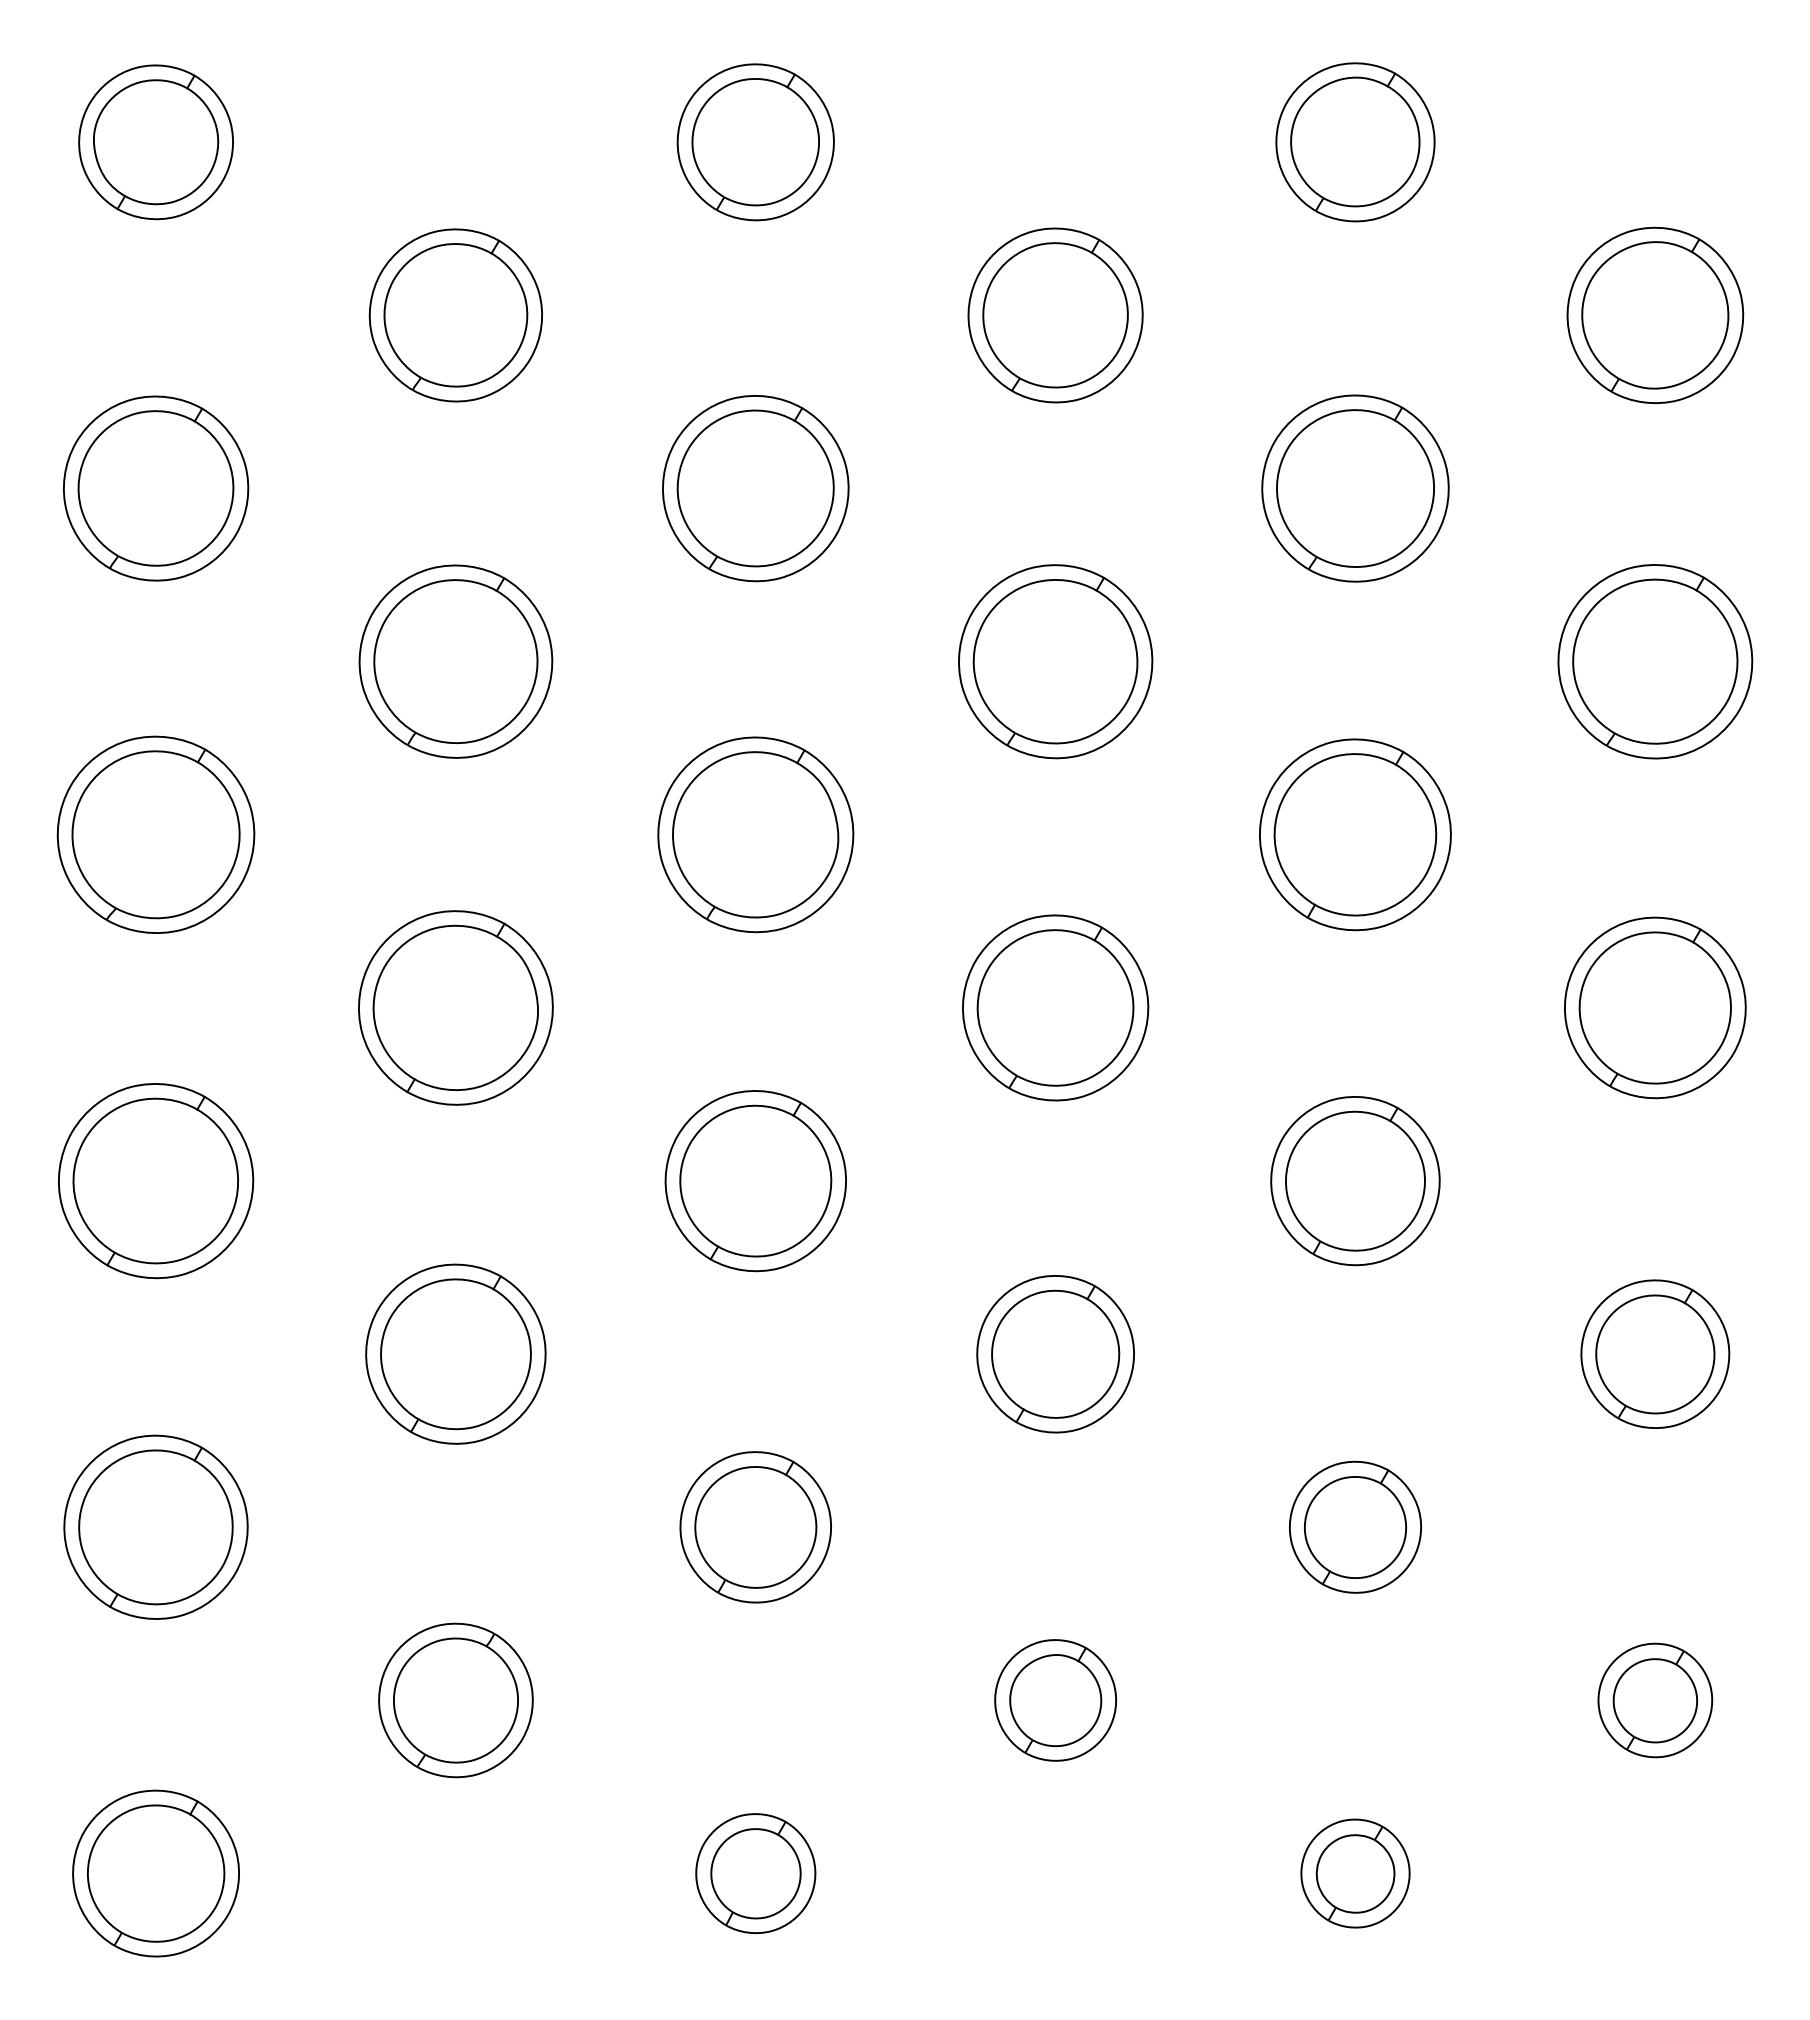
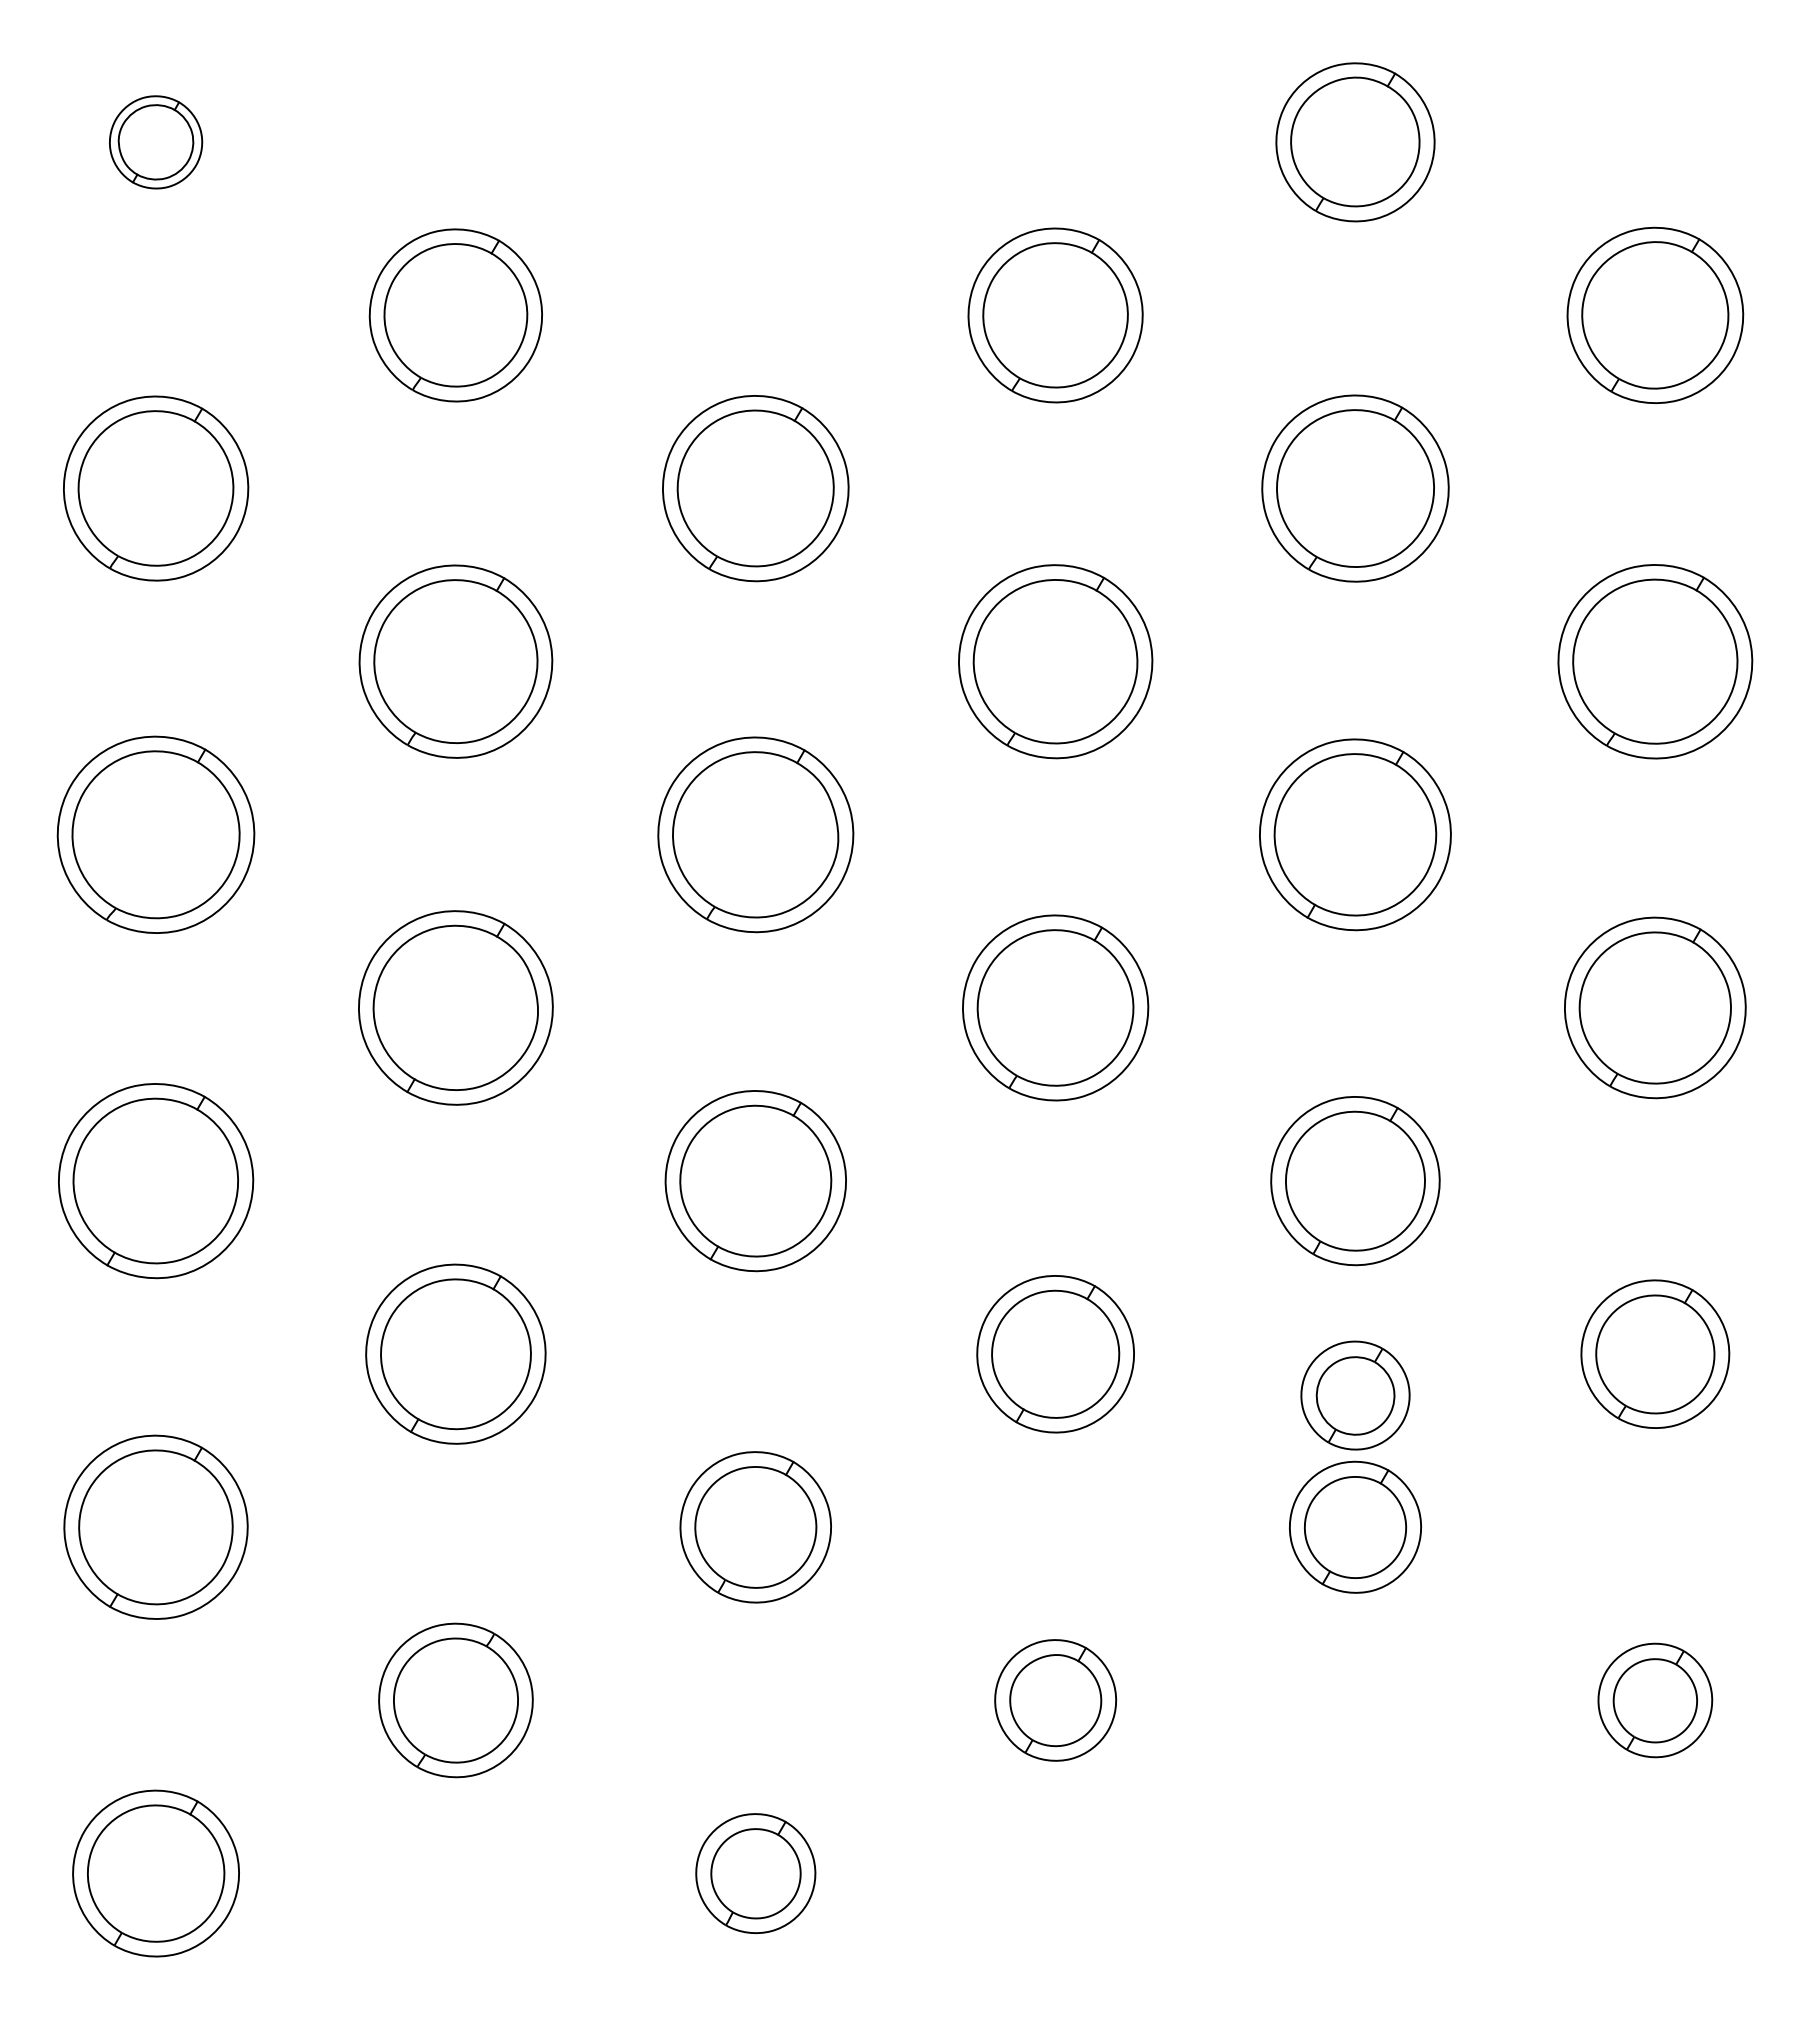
part size: 156x157 px -> 95x95 px (156, 142)
part: present -> none (755, 142)
part position: (1355, 1873) -> (1355, 1395) (1355, 1395)
